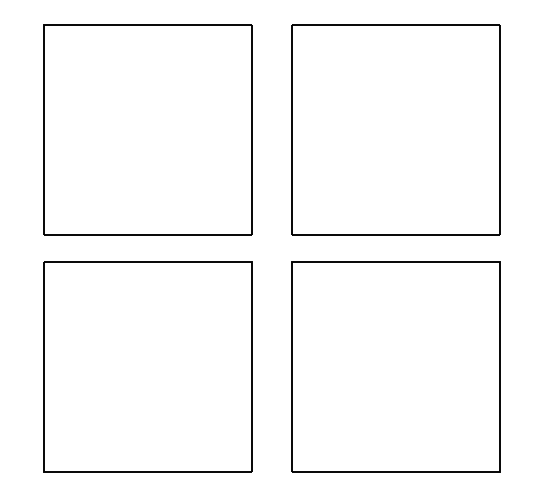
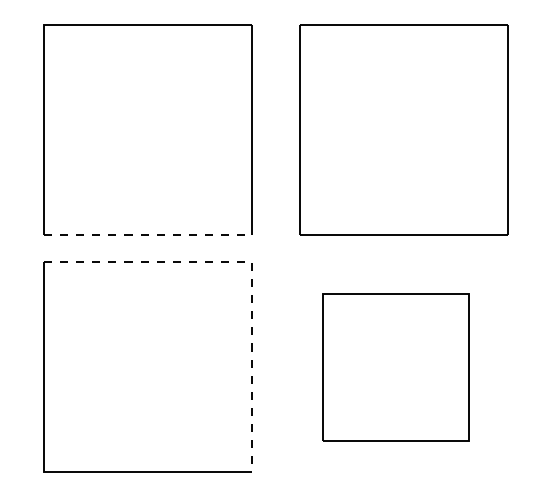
part position: (395, 129) -> (403, 129) (403, 129)
line: solid -> dashed (148, 235)
line: solid -> dashed (252, 263)
part size: 210x212 px -> 148x149 px (395, 367)
